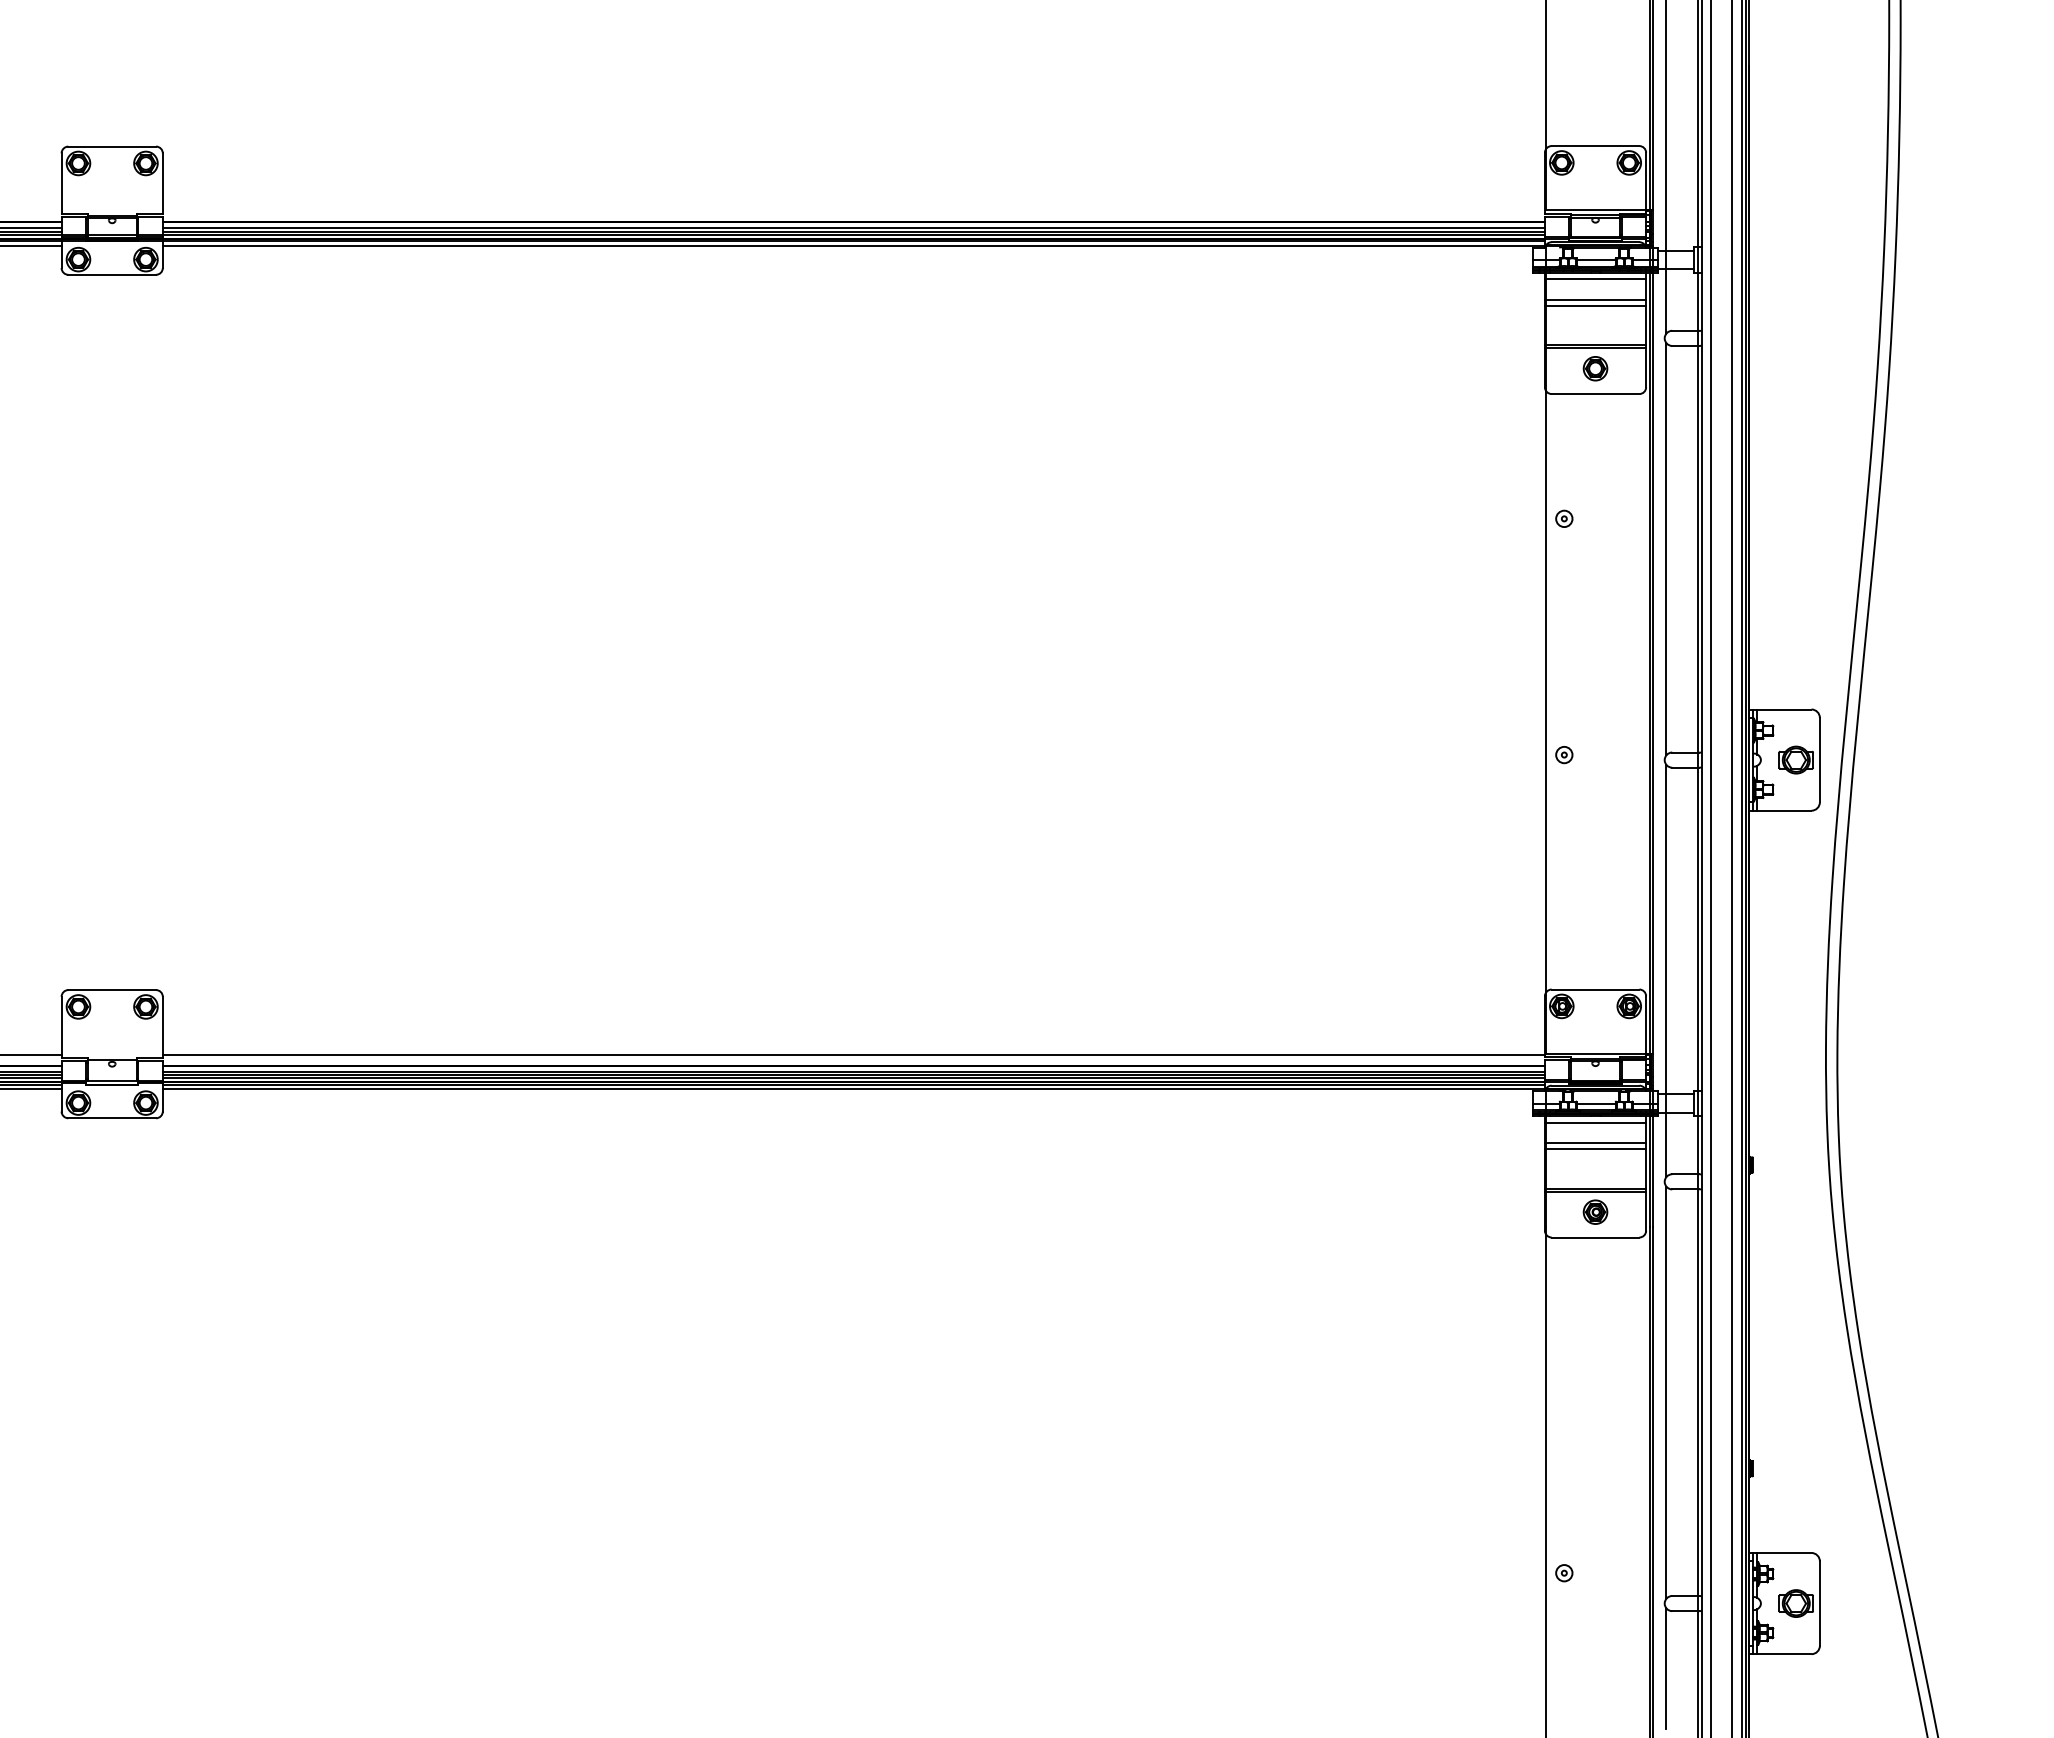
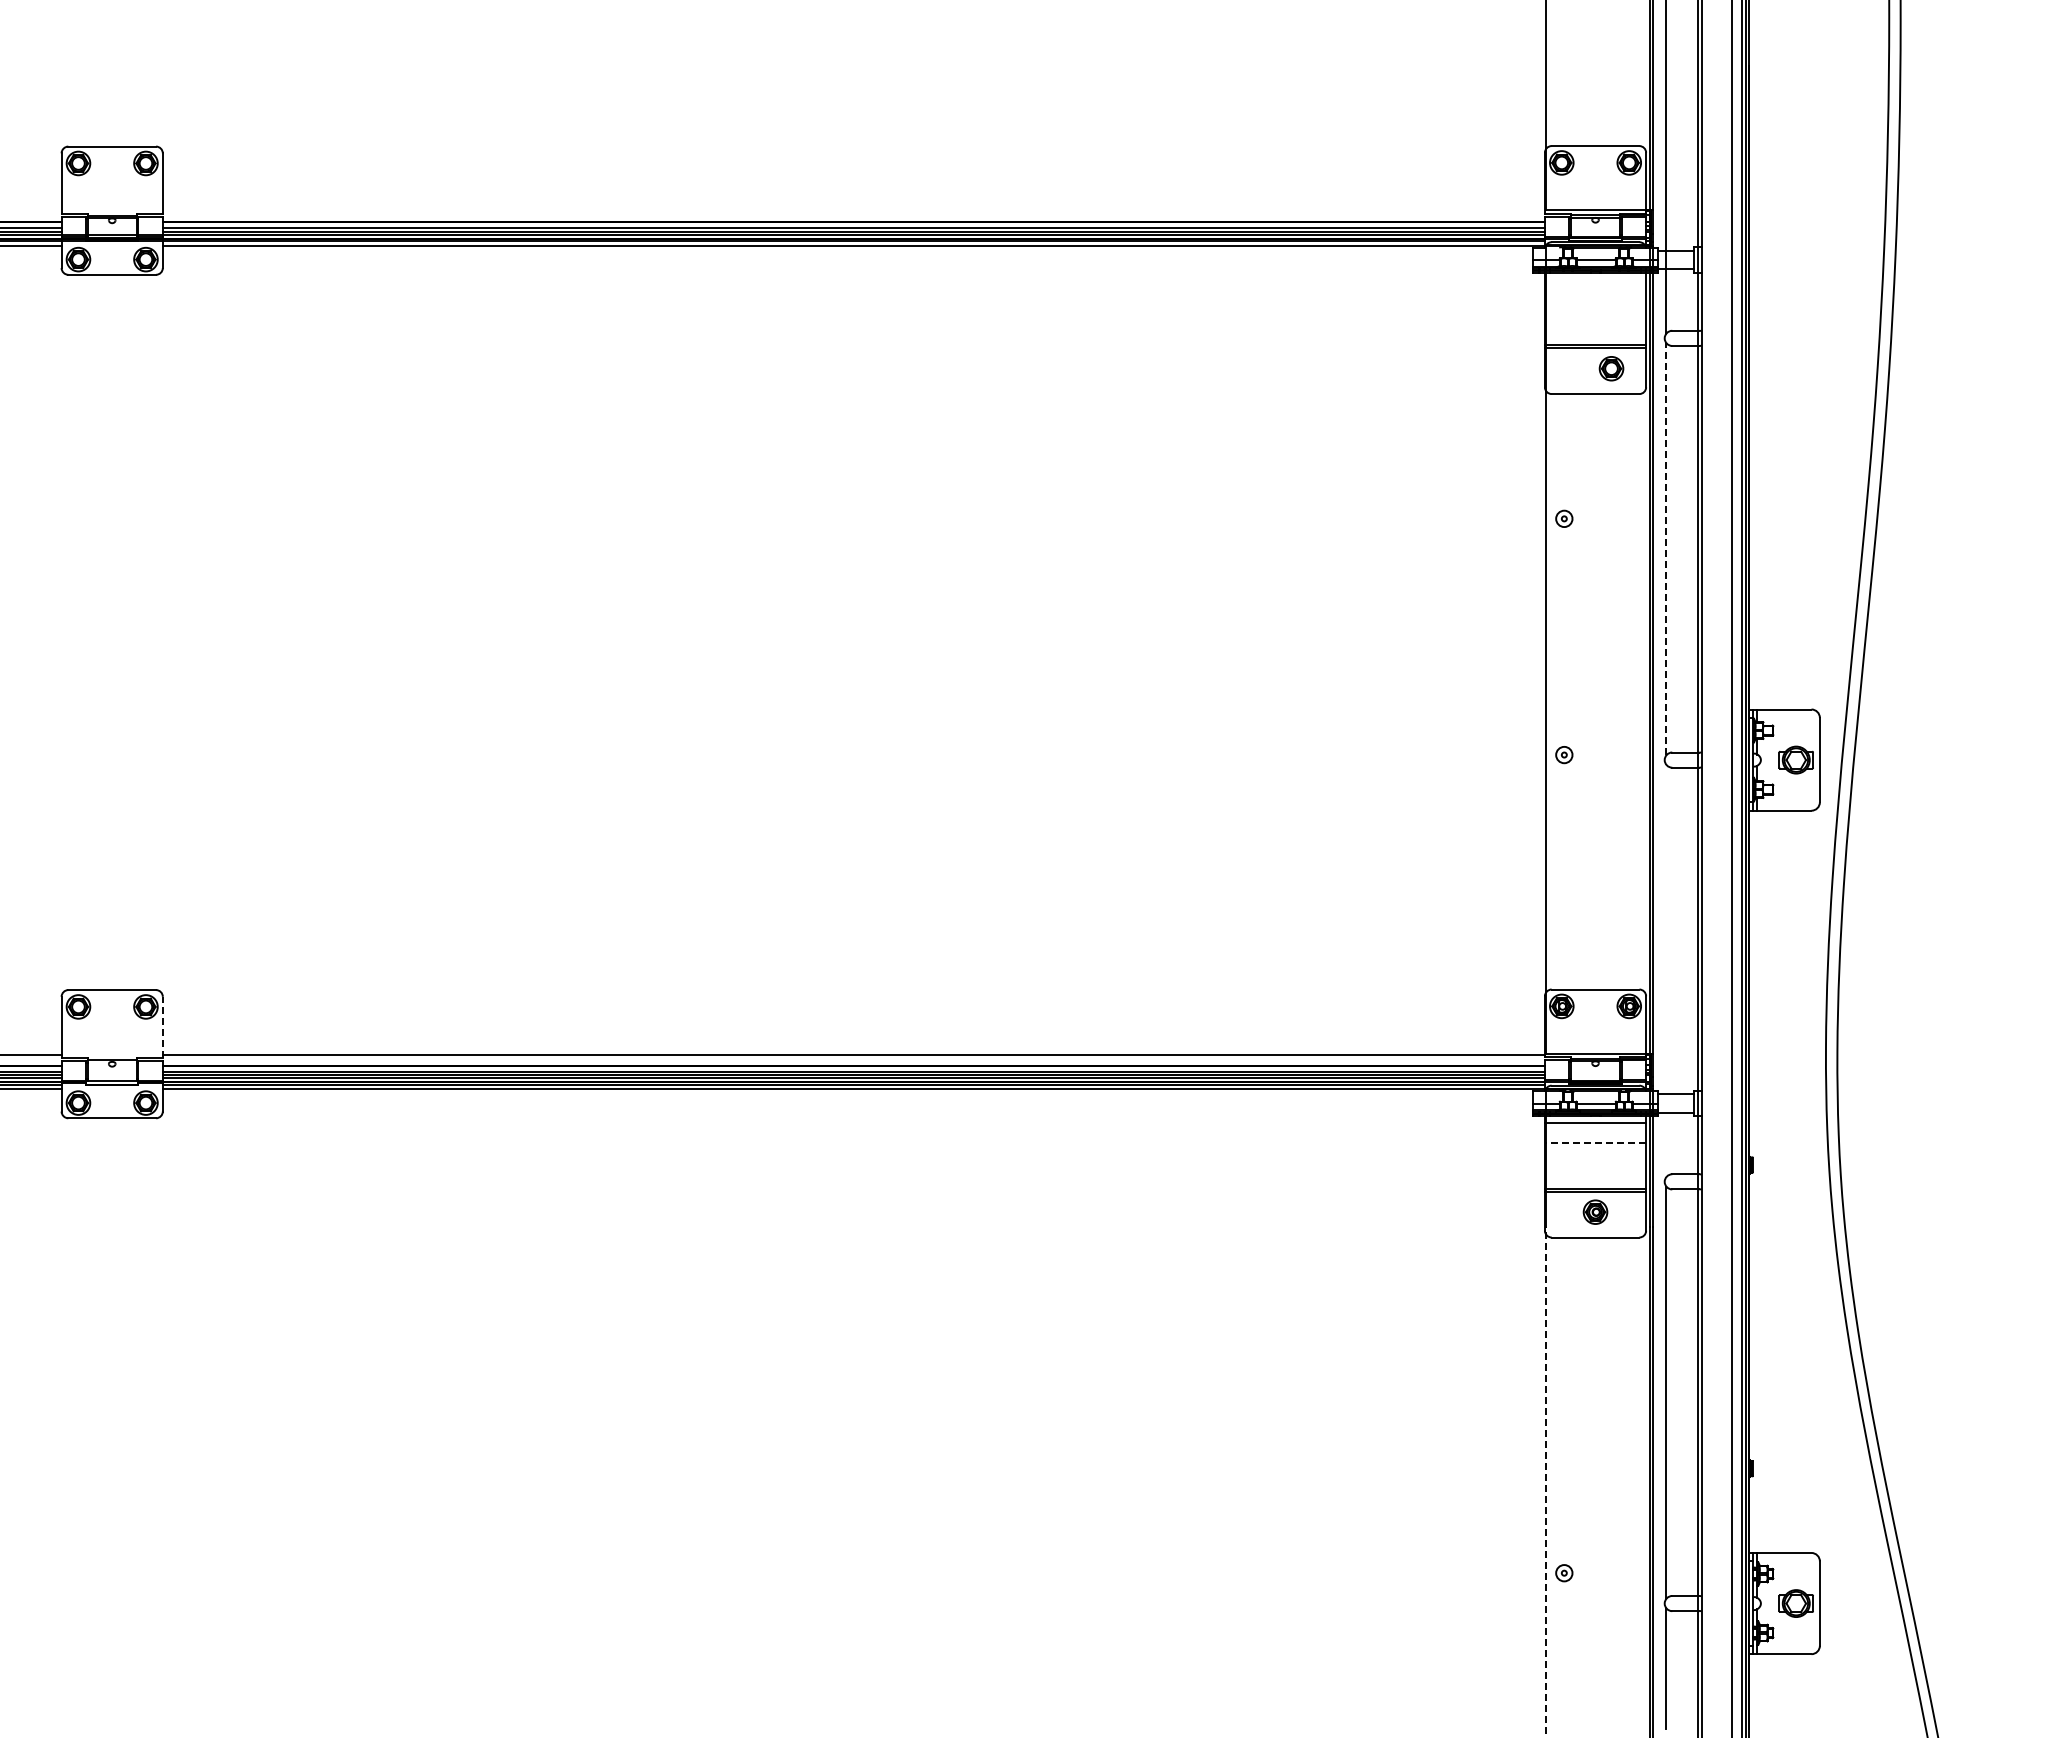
line: present -> none (1595, 279)
line: present -> none (1595, 299)
line: present -> none (1595, 305)
part position: (1595, 368) -> (1611, 368) (1611, 368)
line: solid -> dashed (1666, 548)
line: present -> none (1711, 868)
line: present -> none (1666, 970)
line: solid -> dashed (162, 1026)
line: solid -> dashed (1595, 1143)
line: present -> none (1595, 1149)
line: solid -> dashed (1545, 1481)
